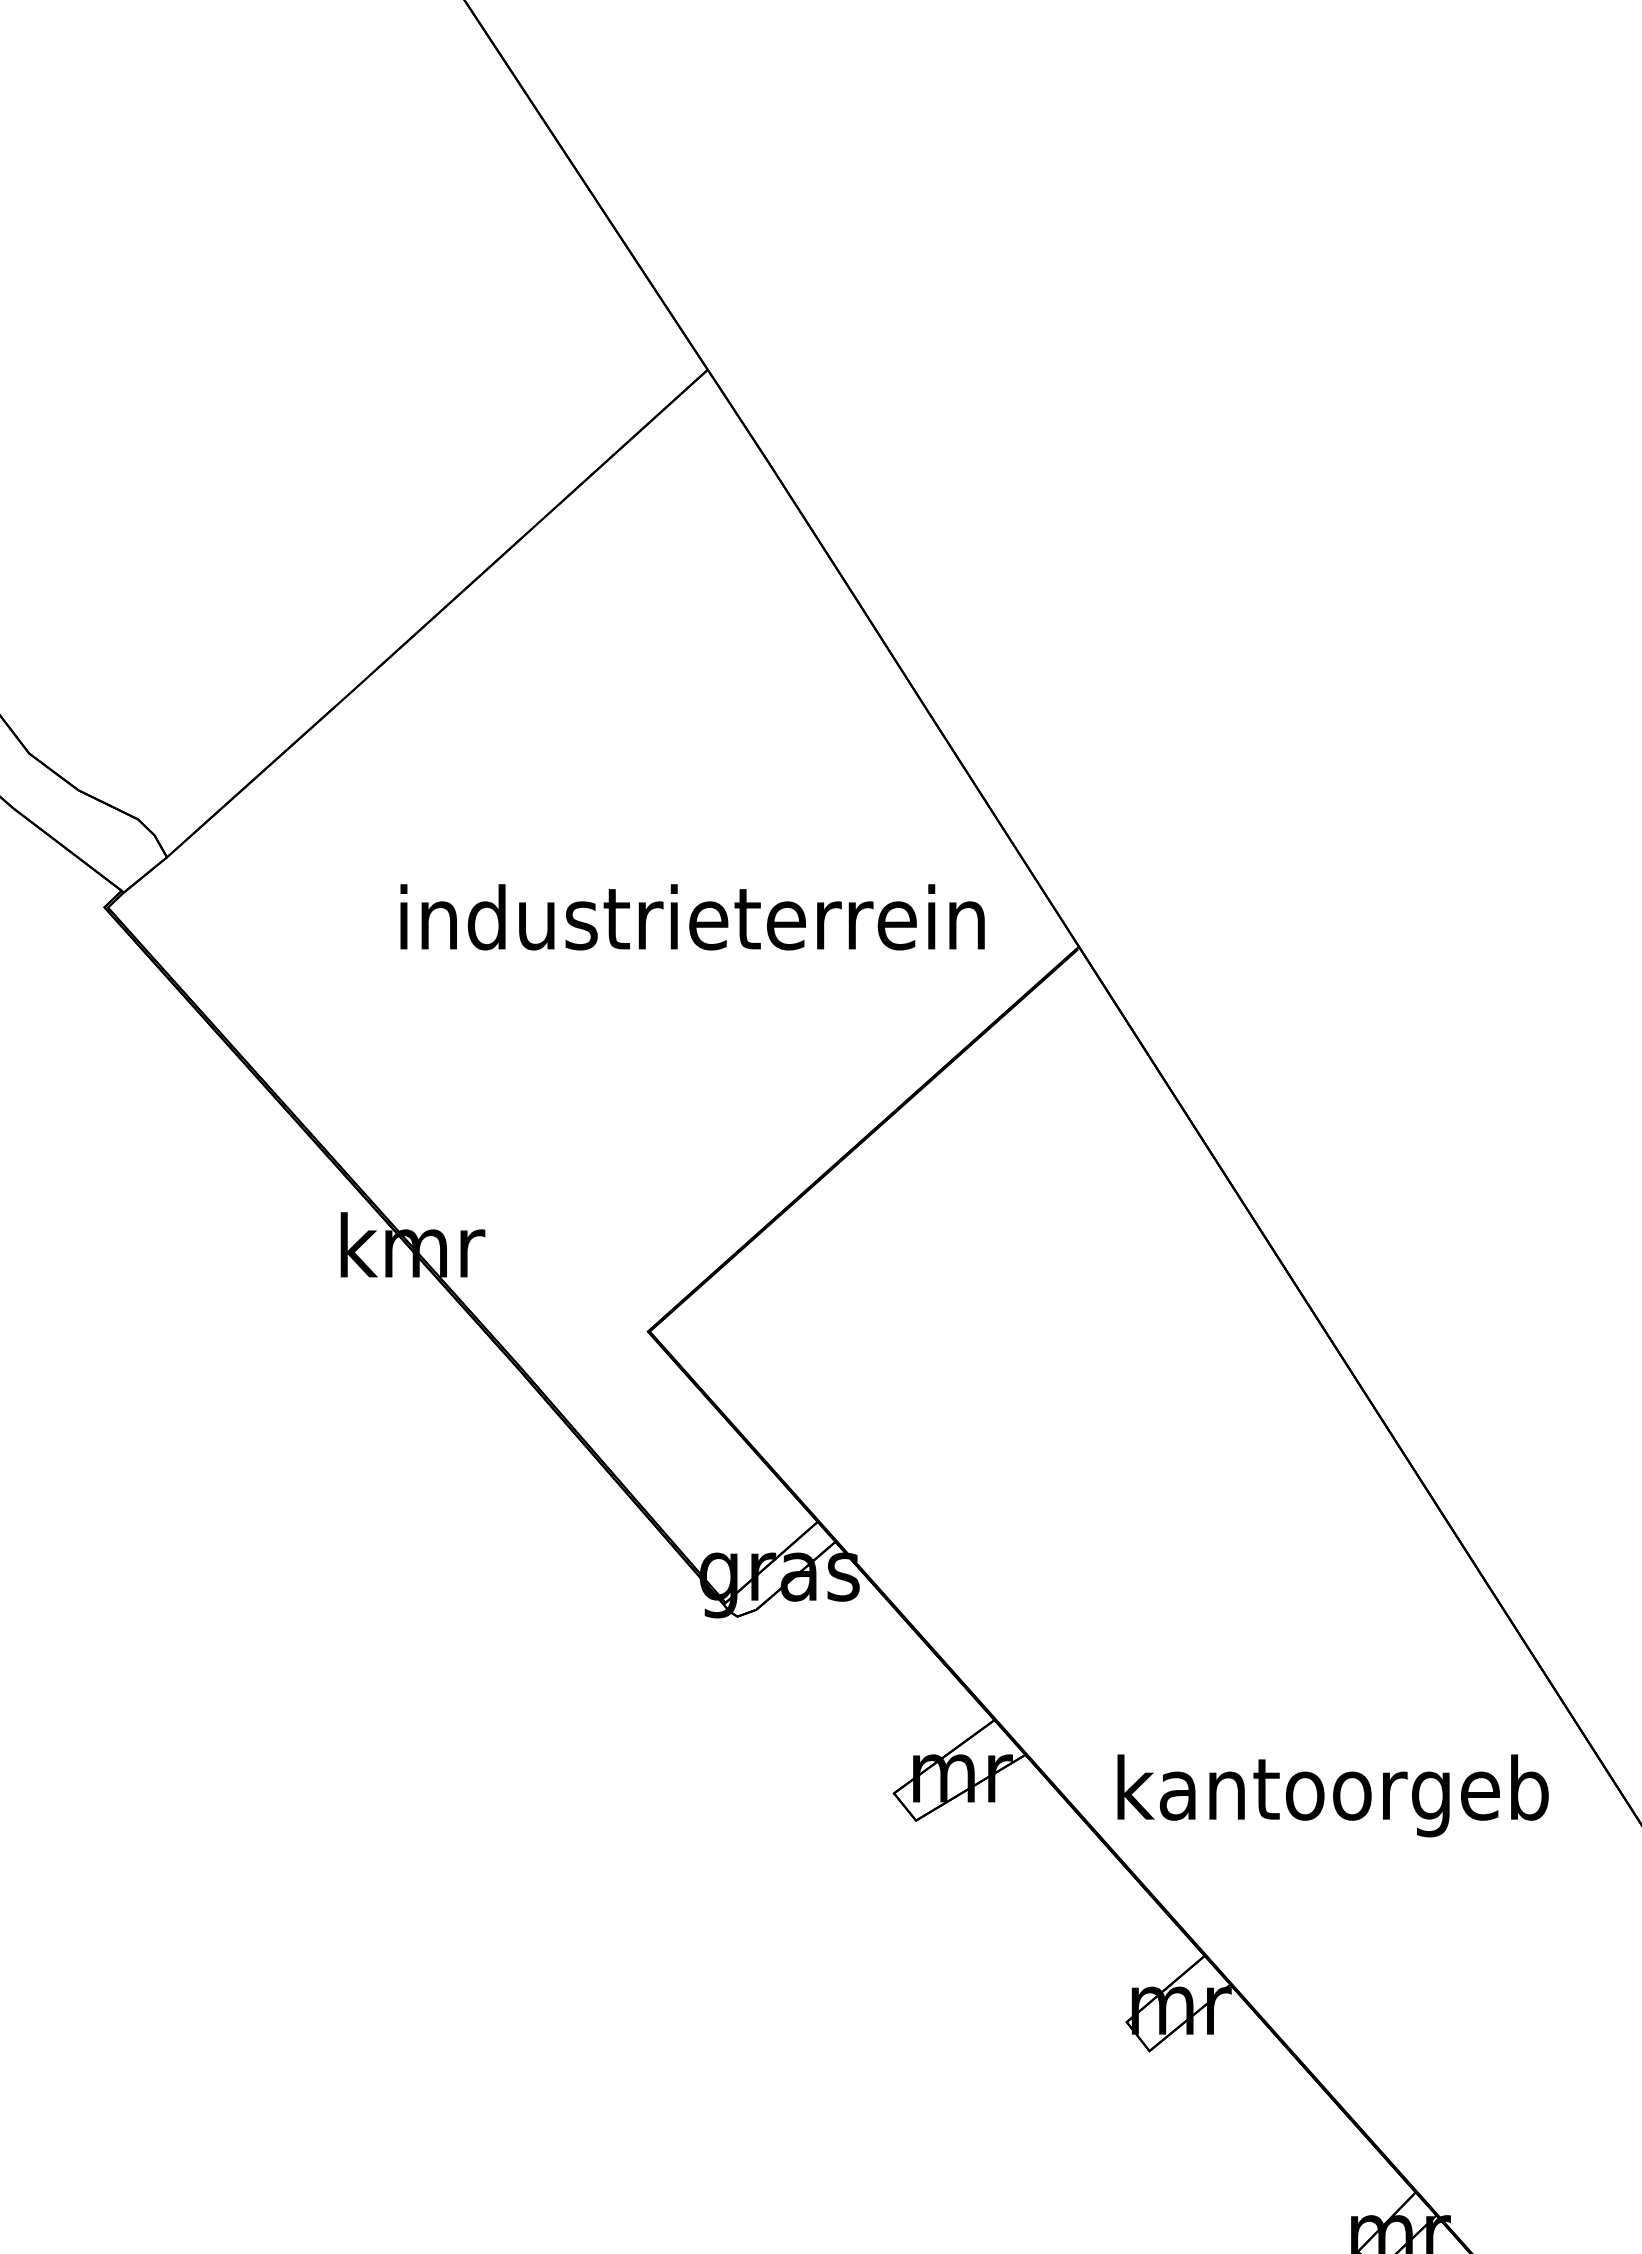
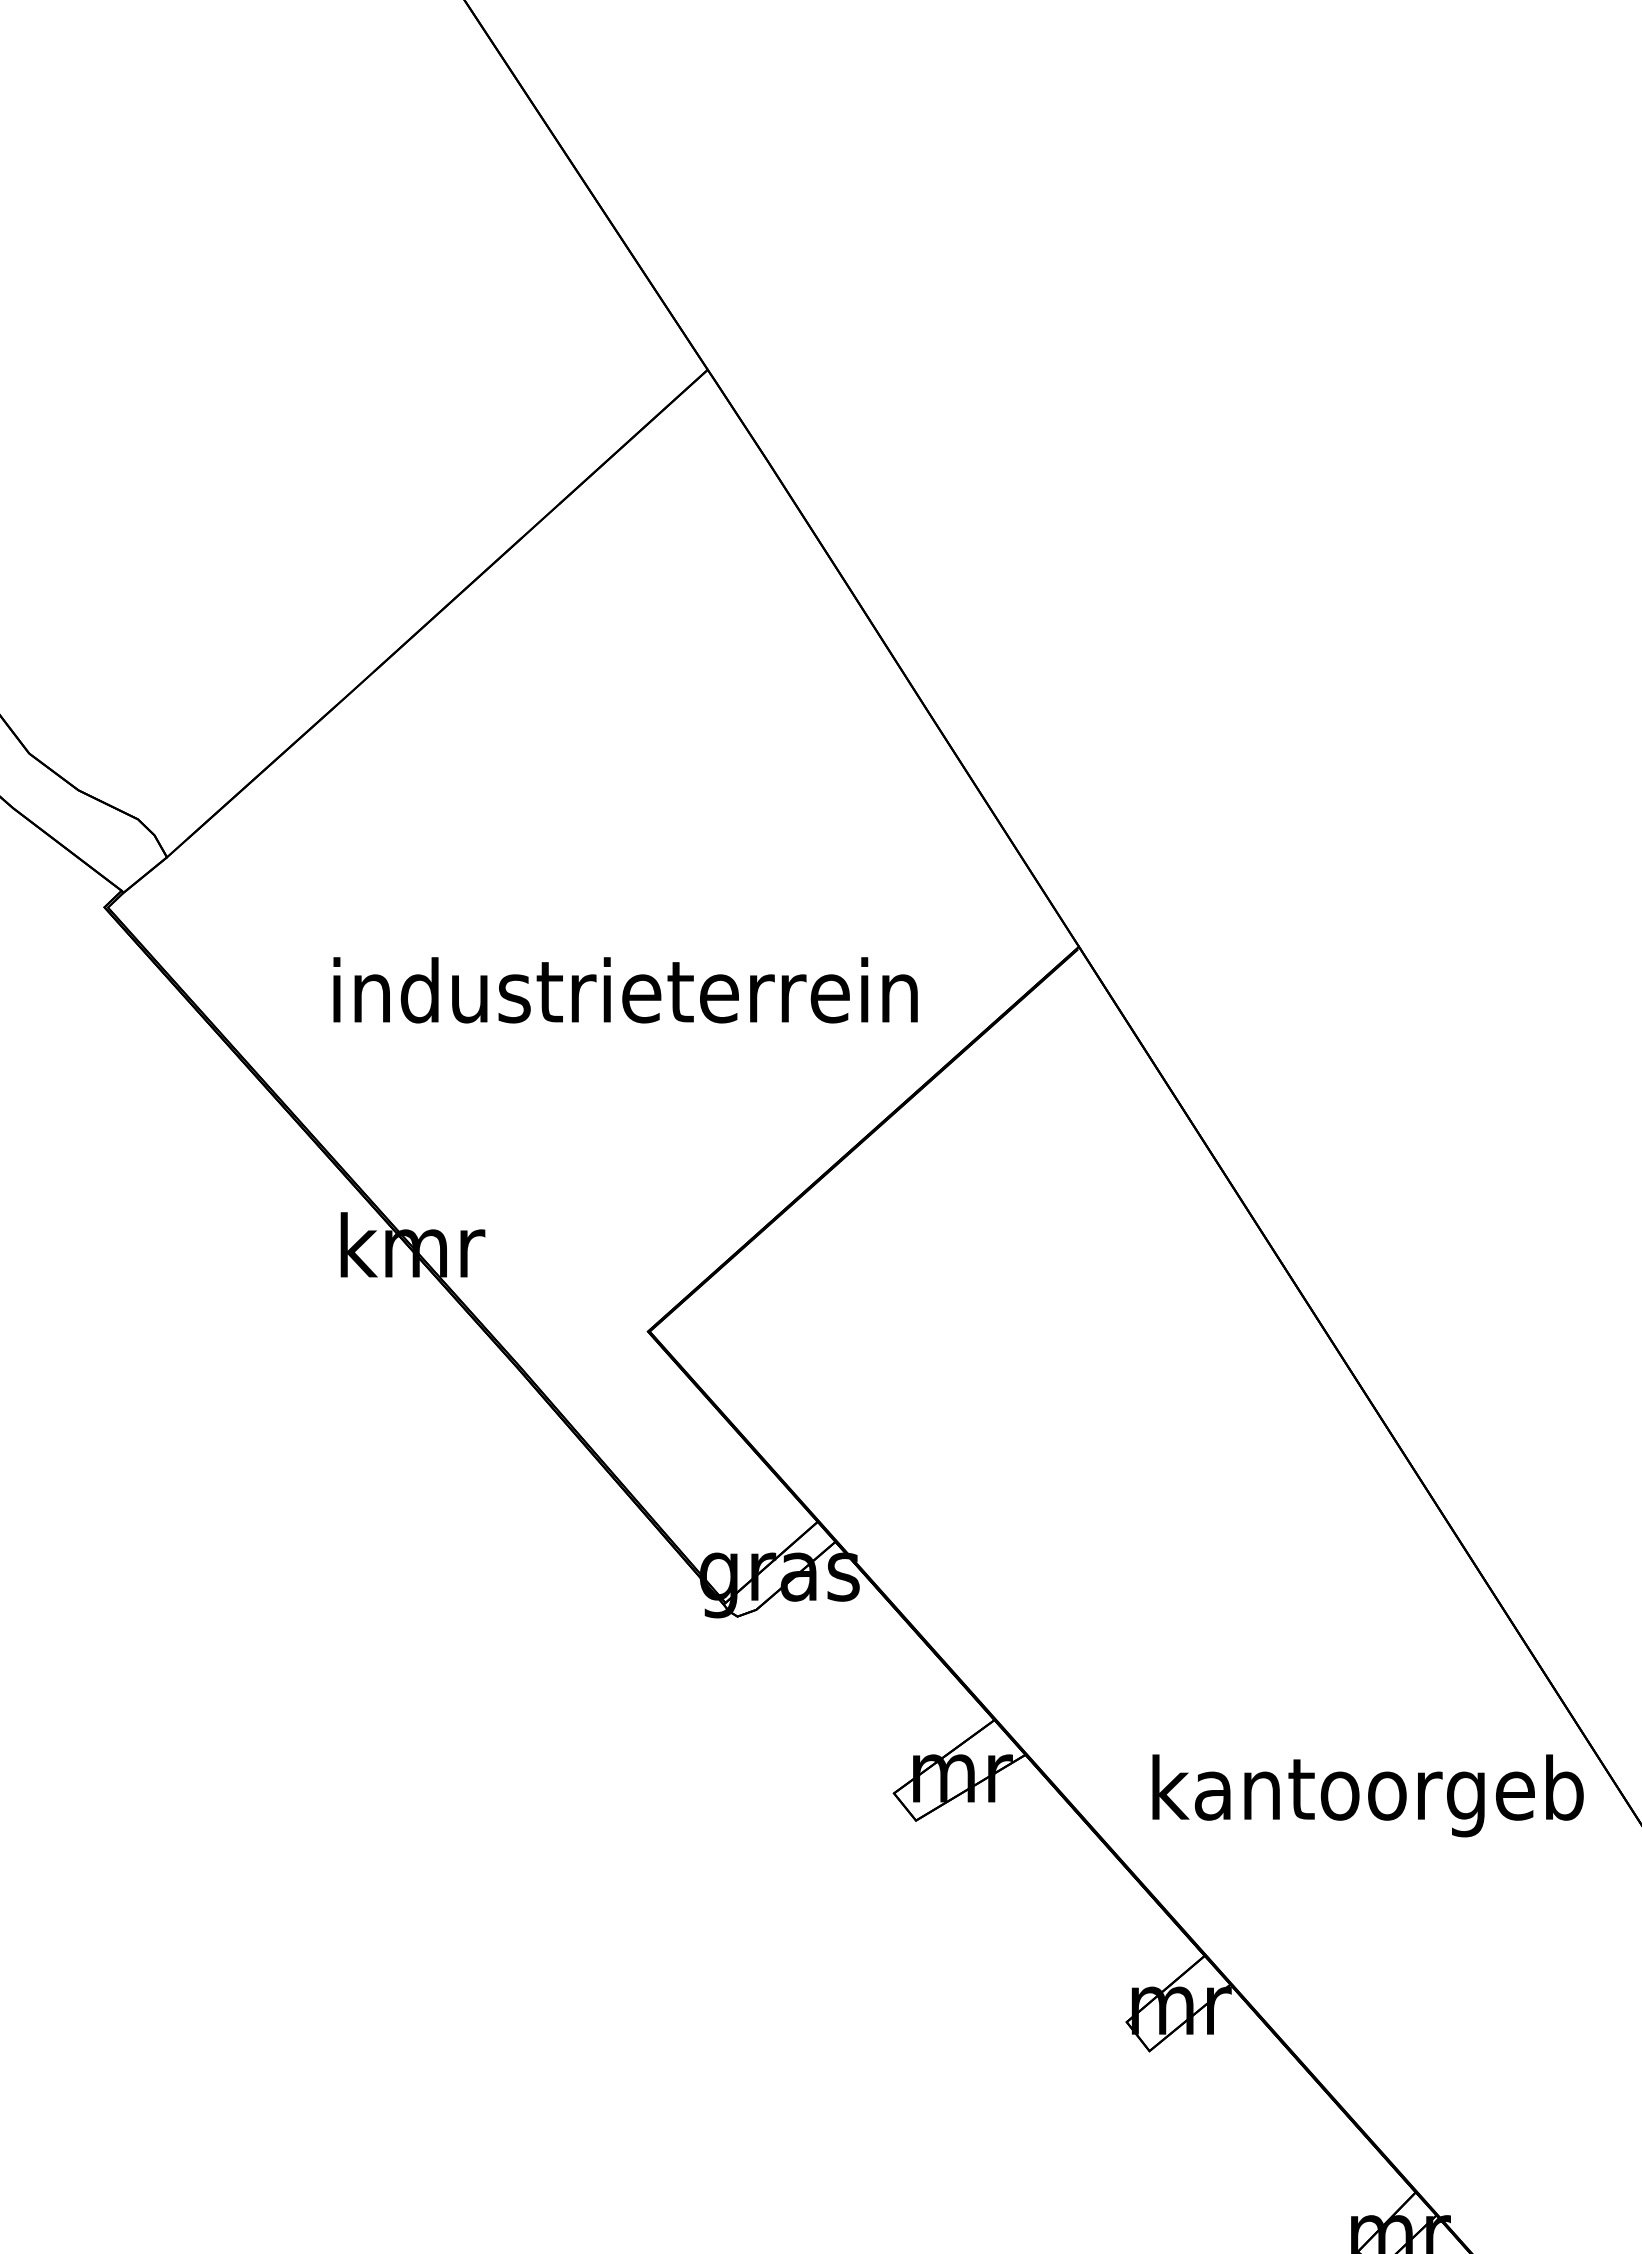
text position: (692, 917) -> (625, 990) (625, 990)
text position: (1332, 1795) -> (1367, 1795) (1367, 1795)
